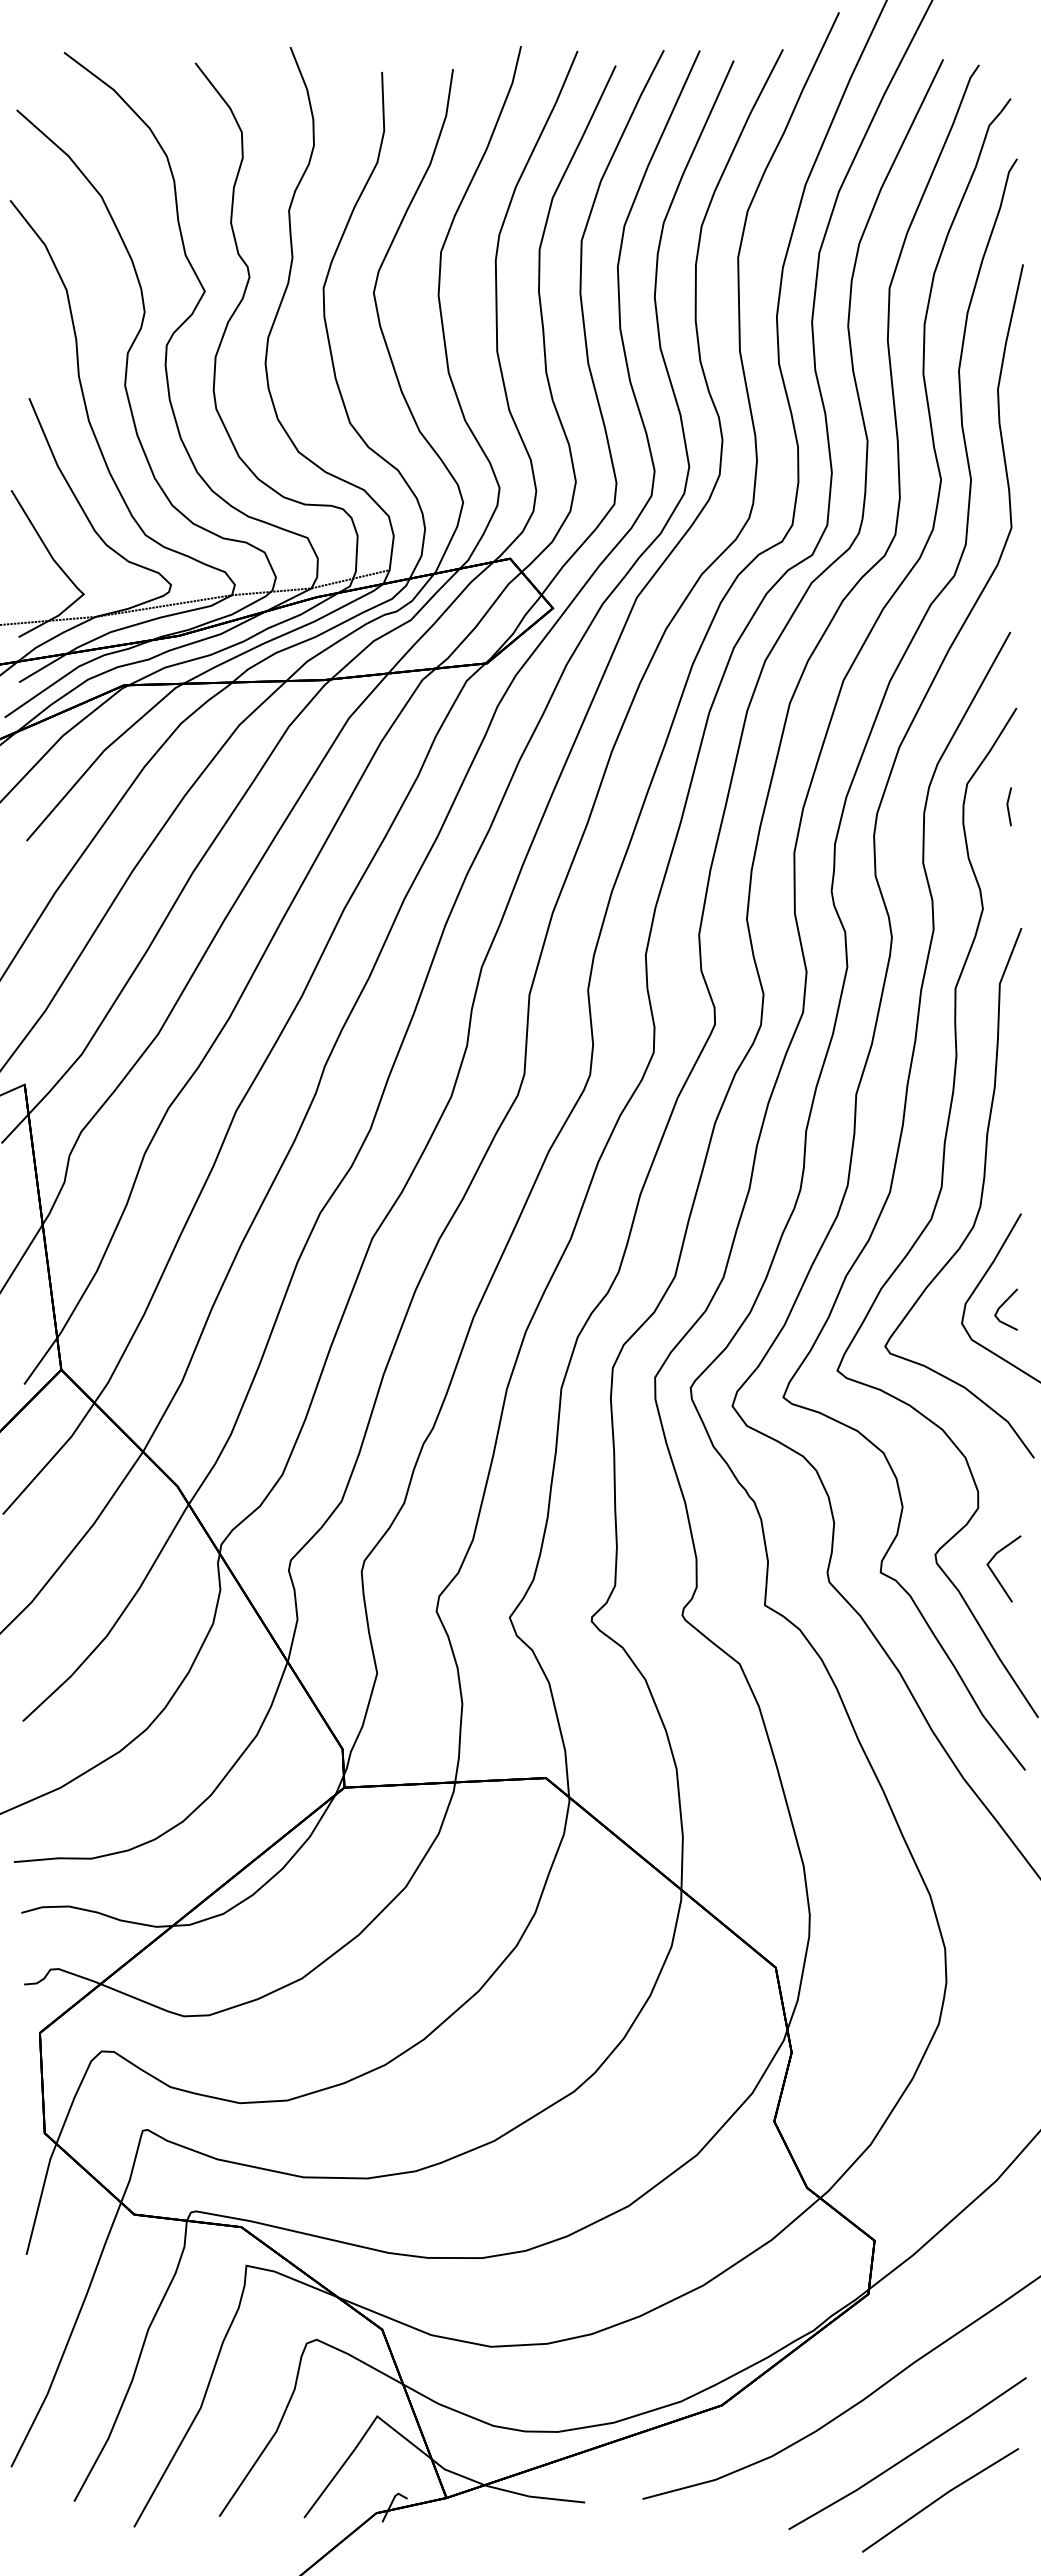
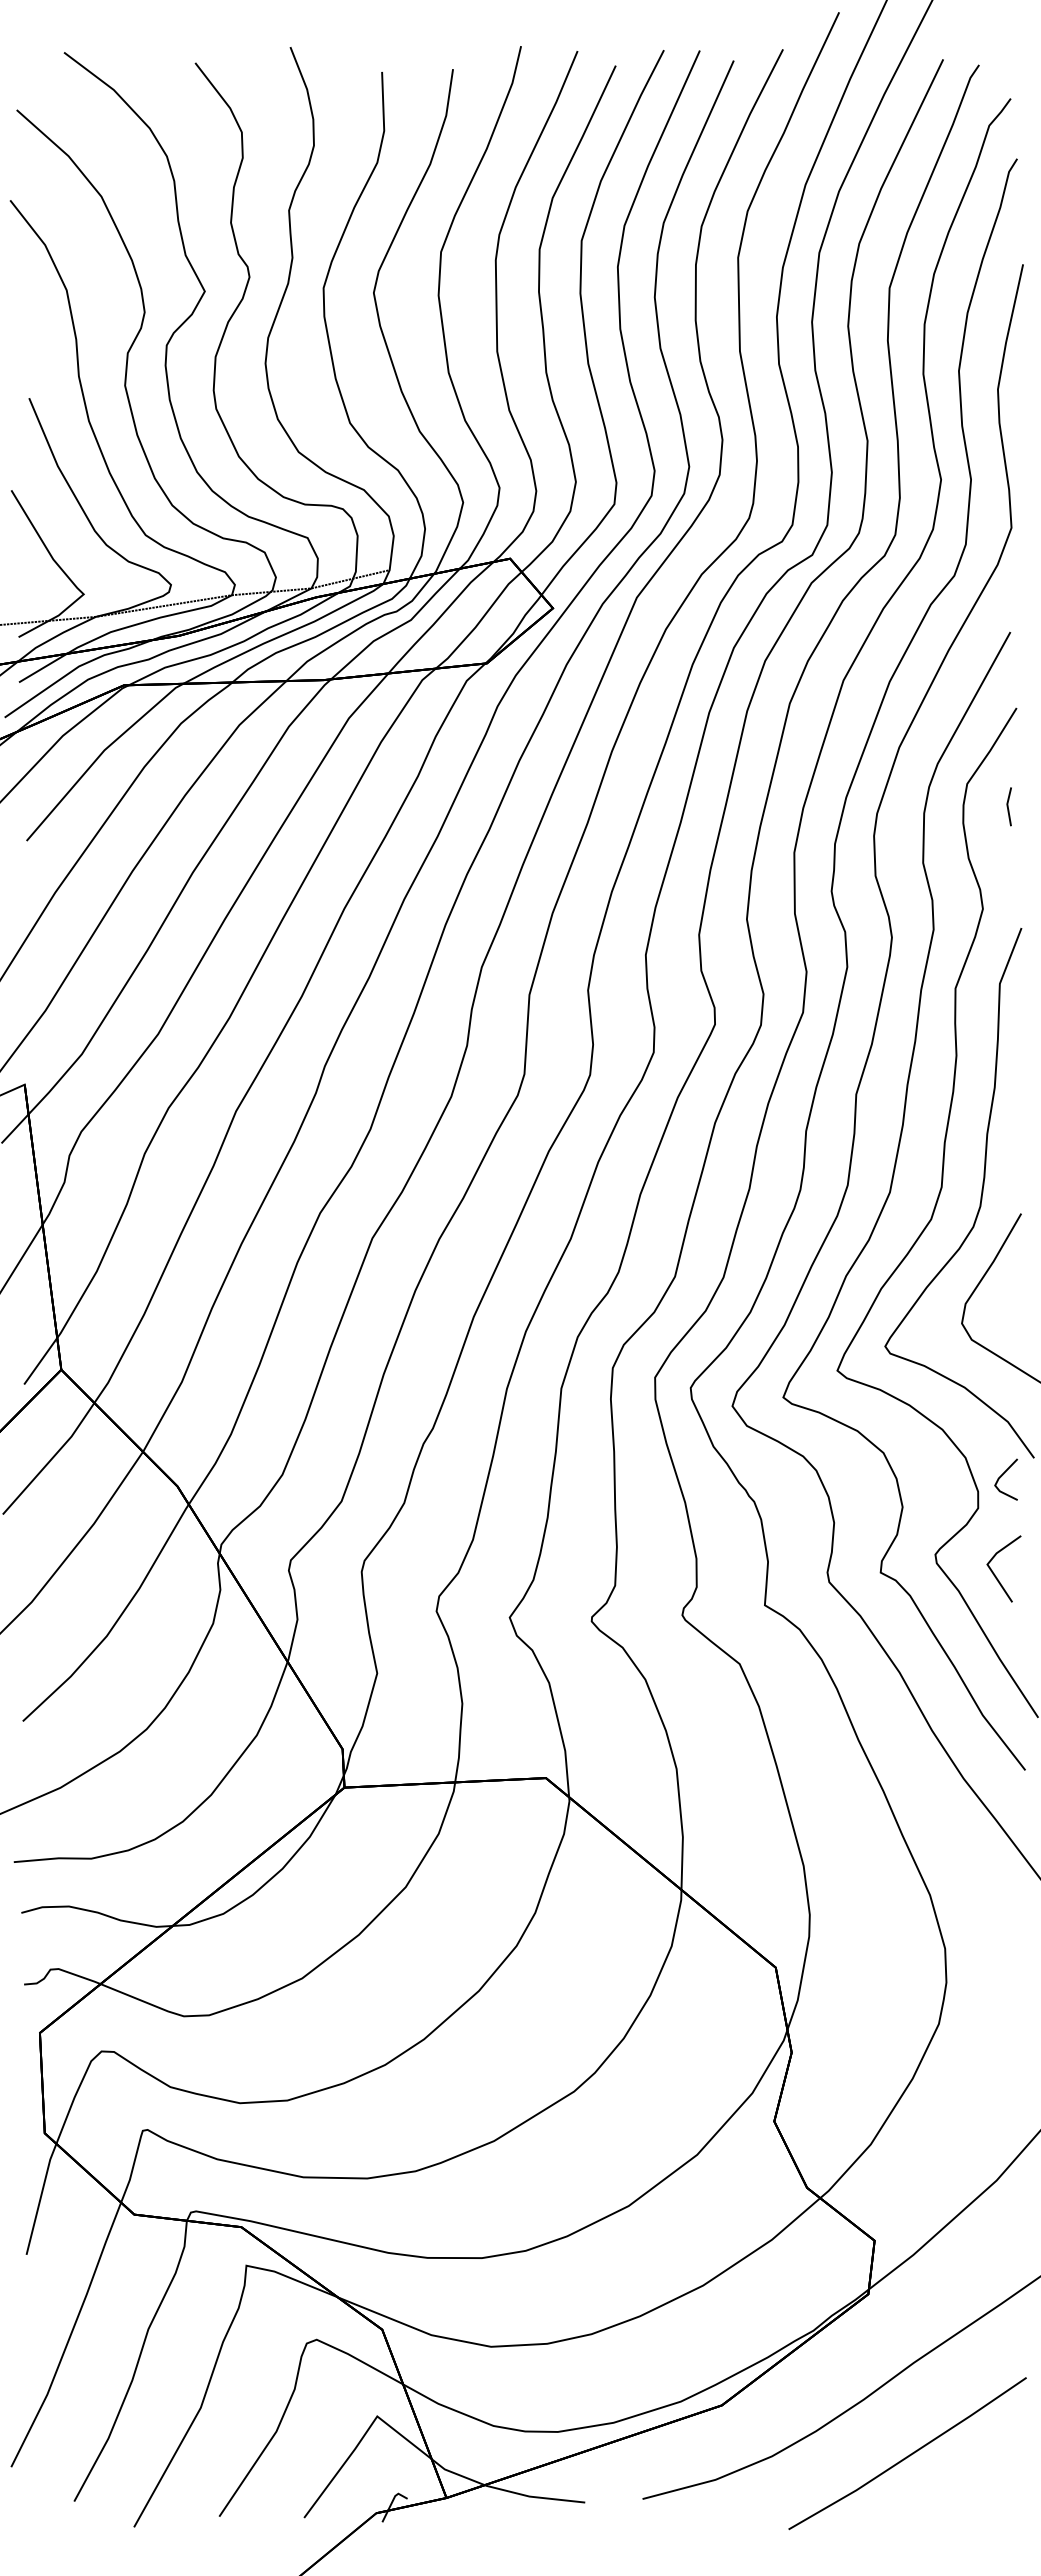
line position: (1002, 1306) -> (1002, 1476) (1002, 1476)
line: present -> none (939, 2499)
